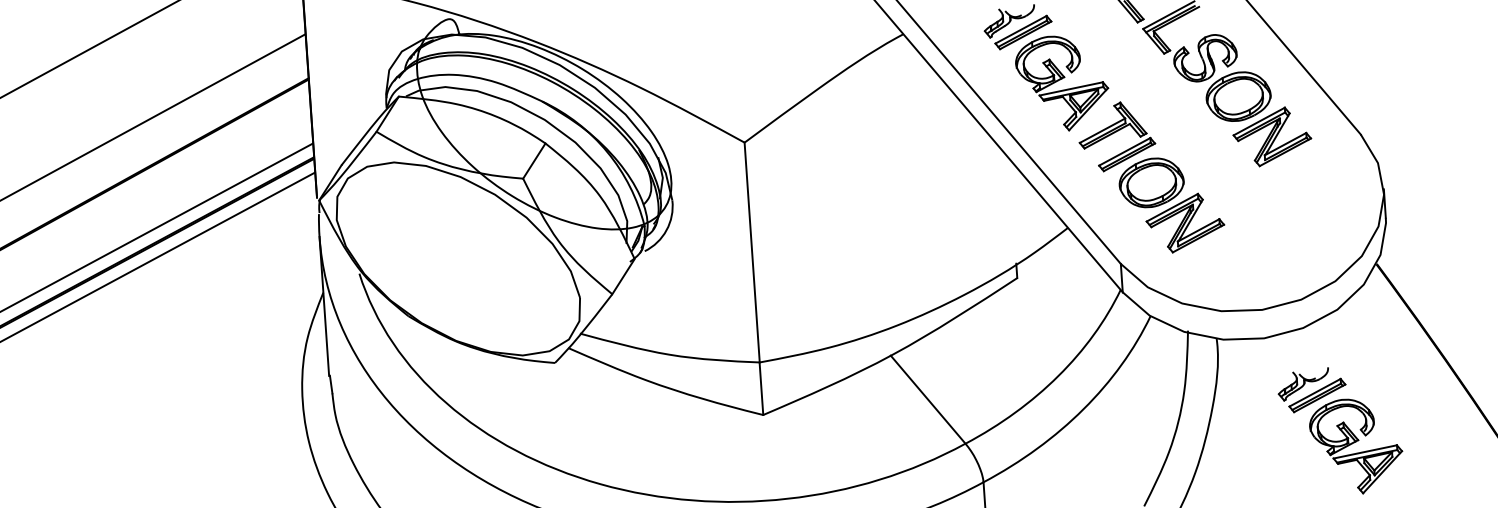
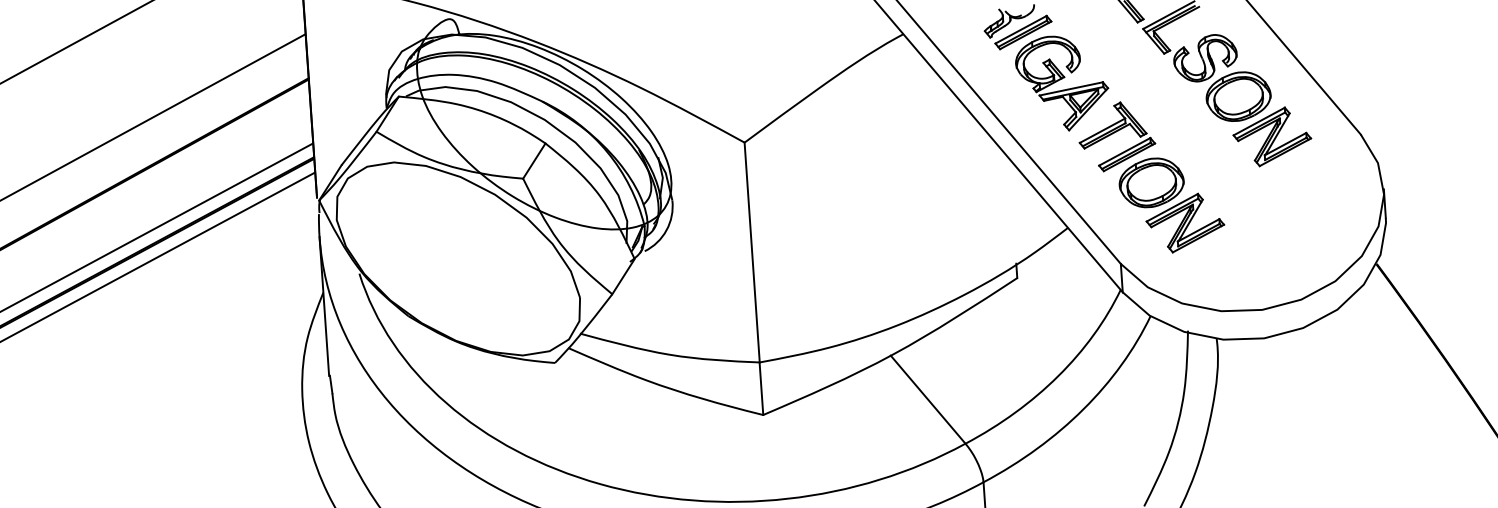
line position: (88, 49) -> (76, 42) (76, 42)
part: present -> none (1340, 430)
